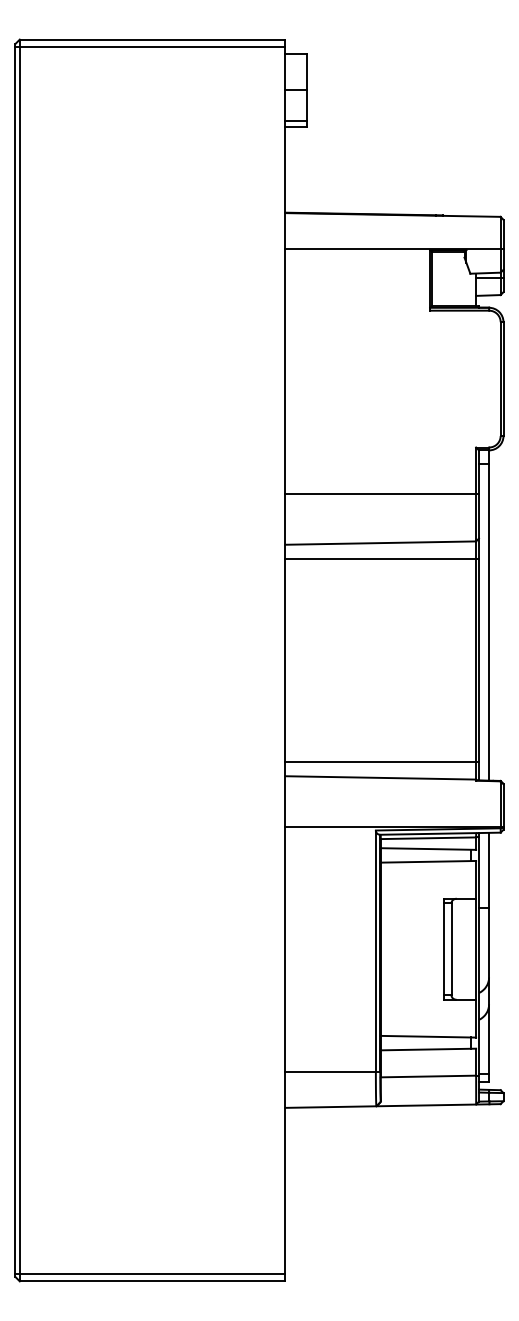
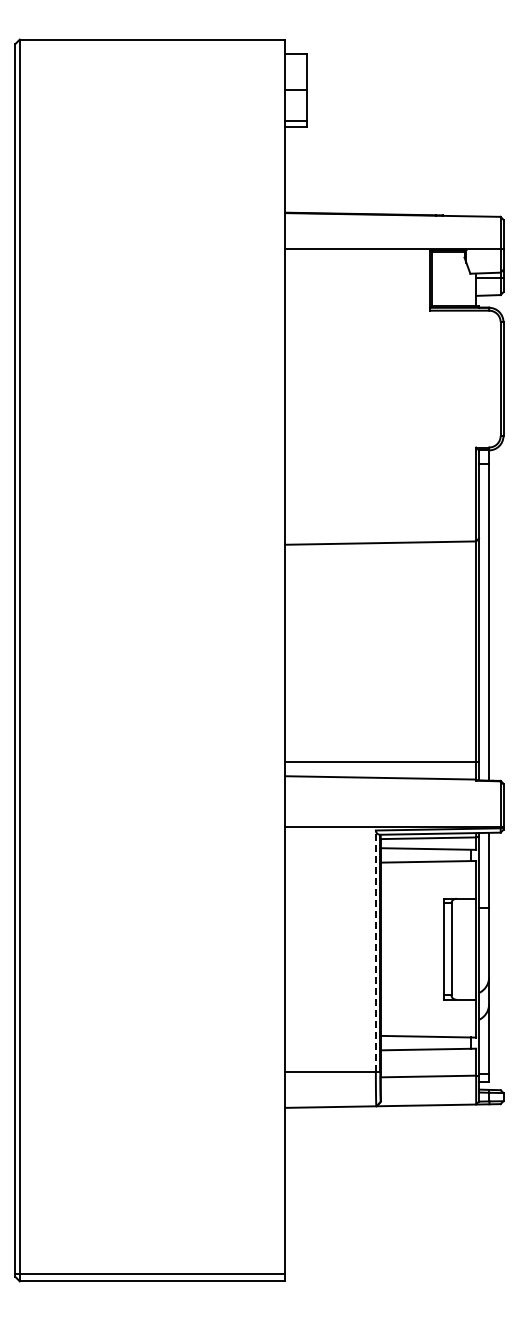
line: present -> none (150, 46)
line: present -> none (381, 494)
line: present -> none (381, 559)
line: solid -> dashed (375, 951)
